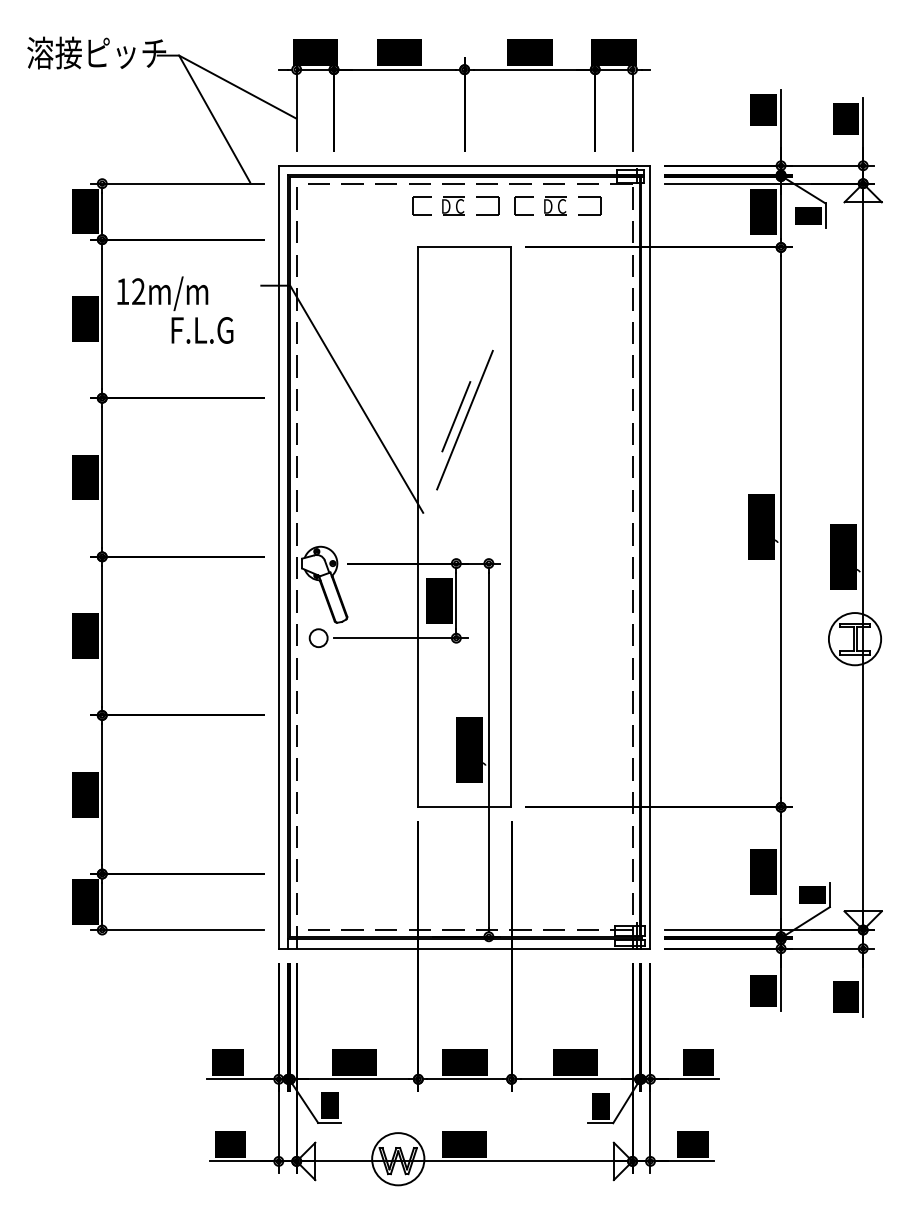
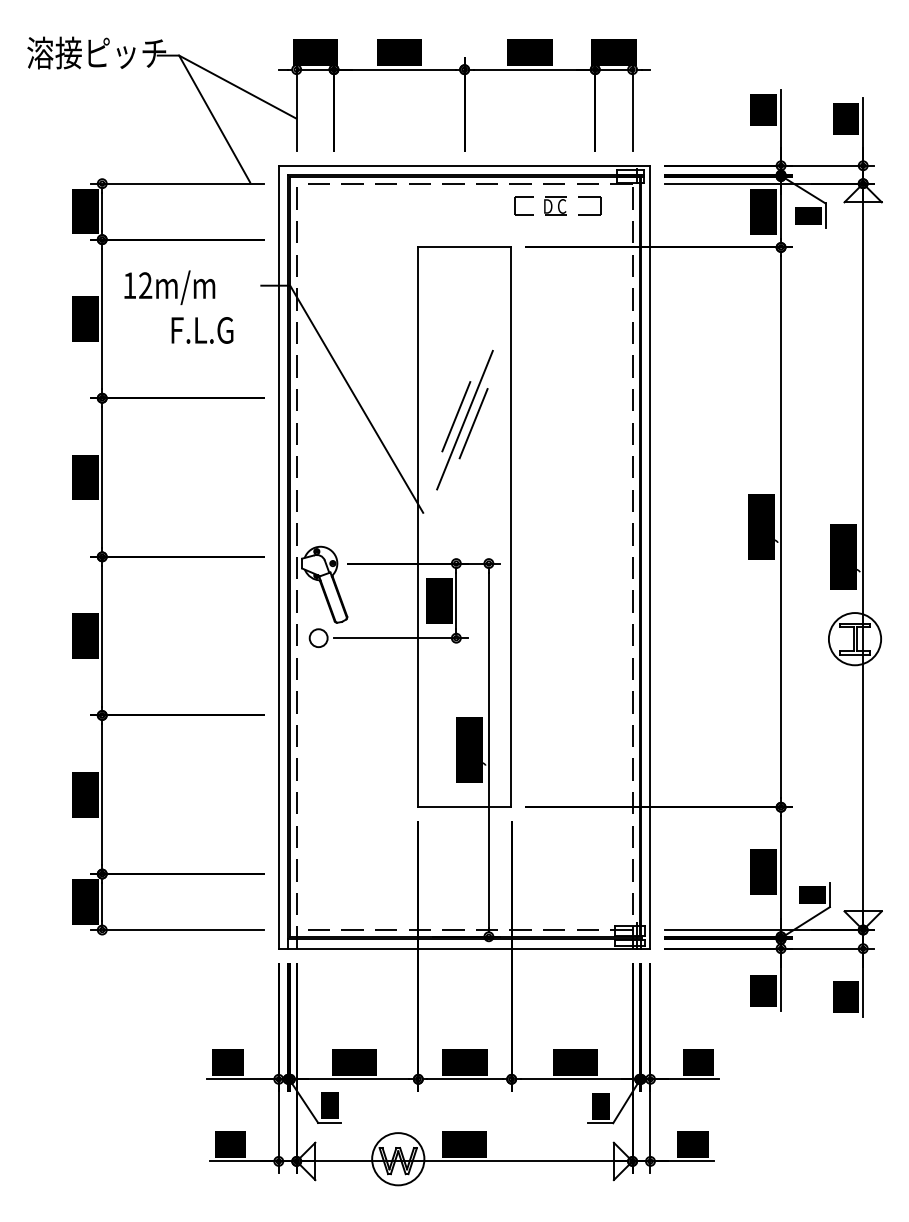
part: present -> none (455, 205)
text position: (162, 293) -> (169, 287) (169, 287)
line: none -> present (473, 423)
